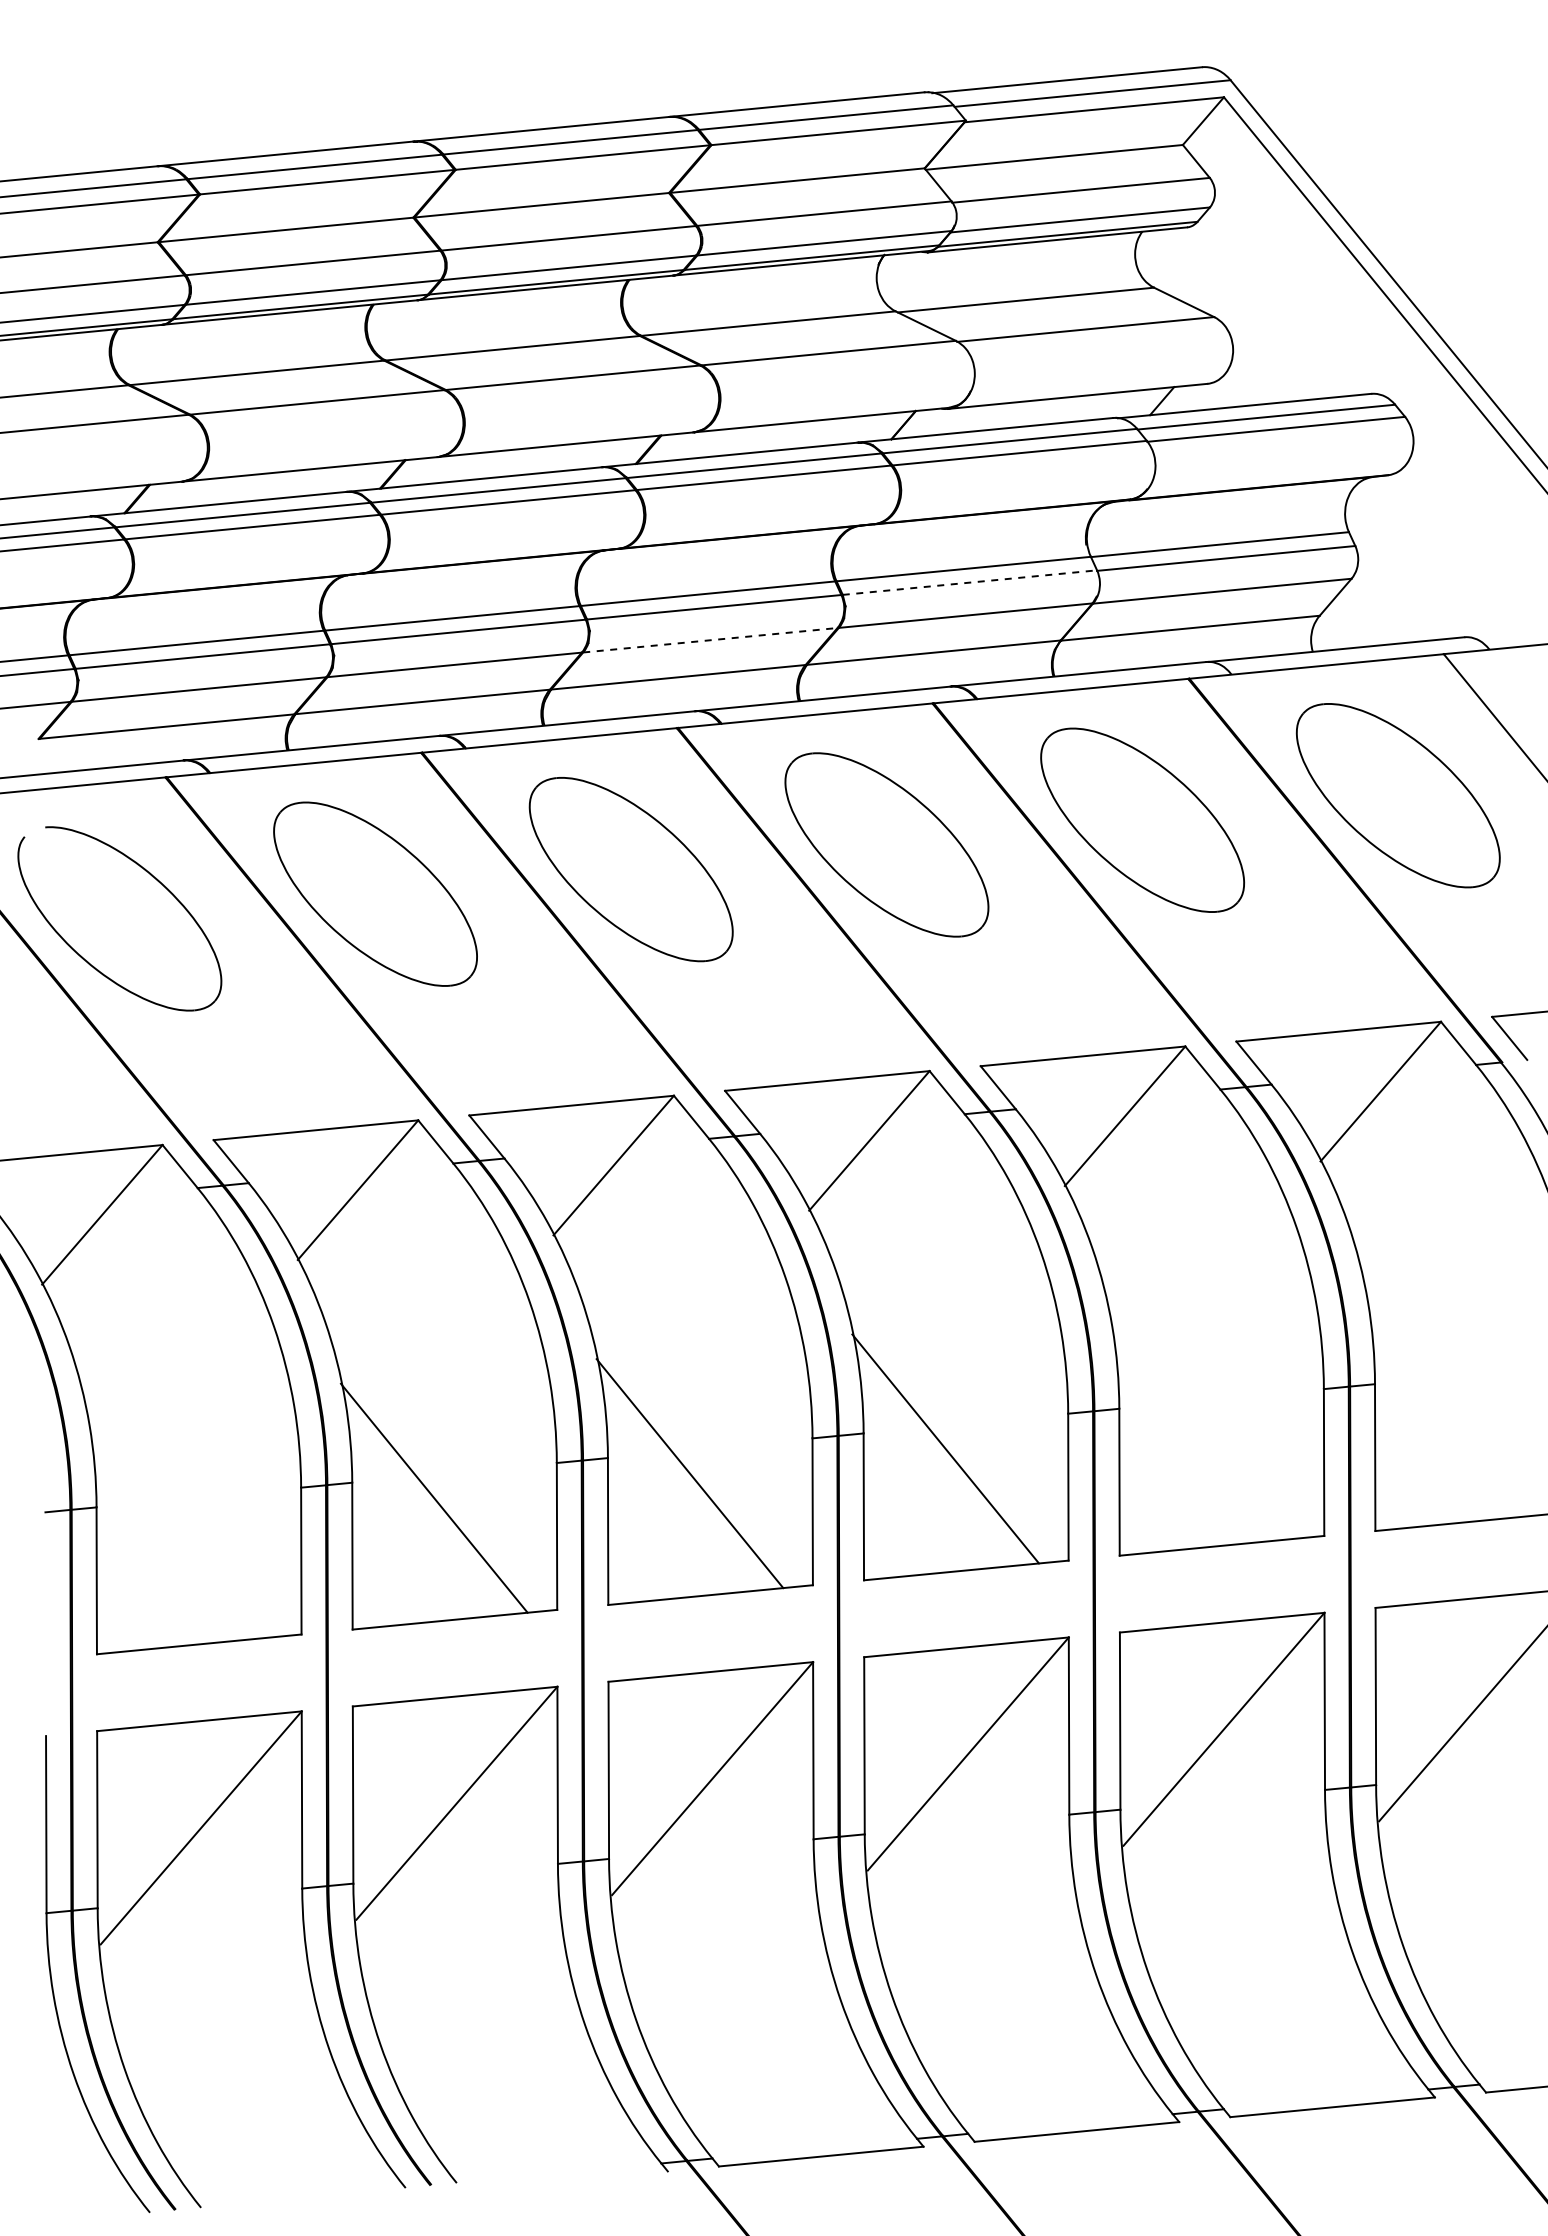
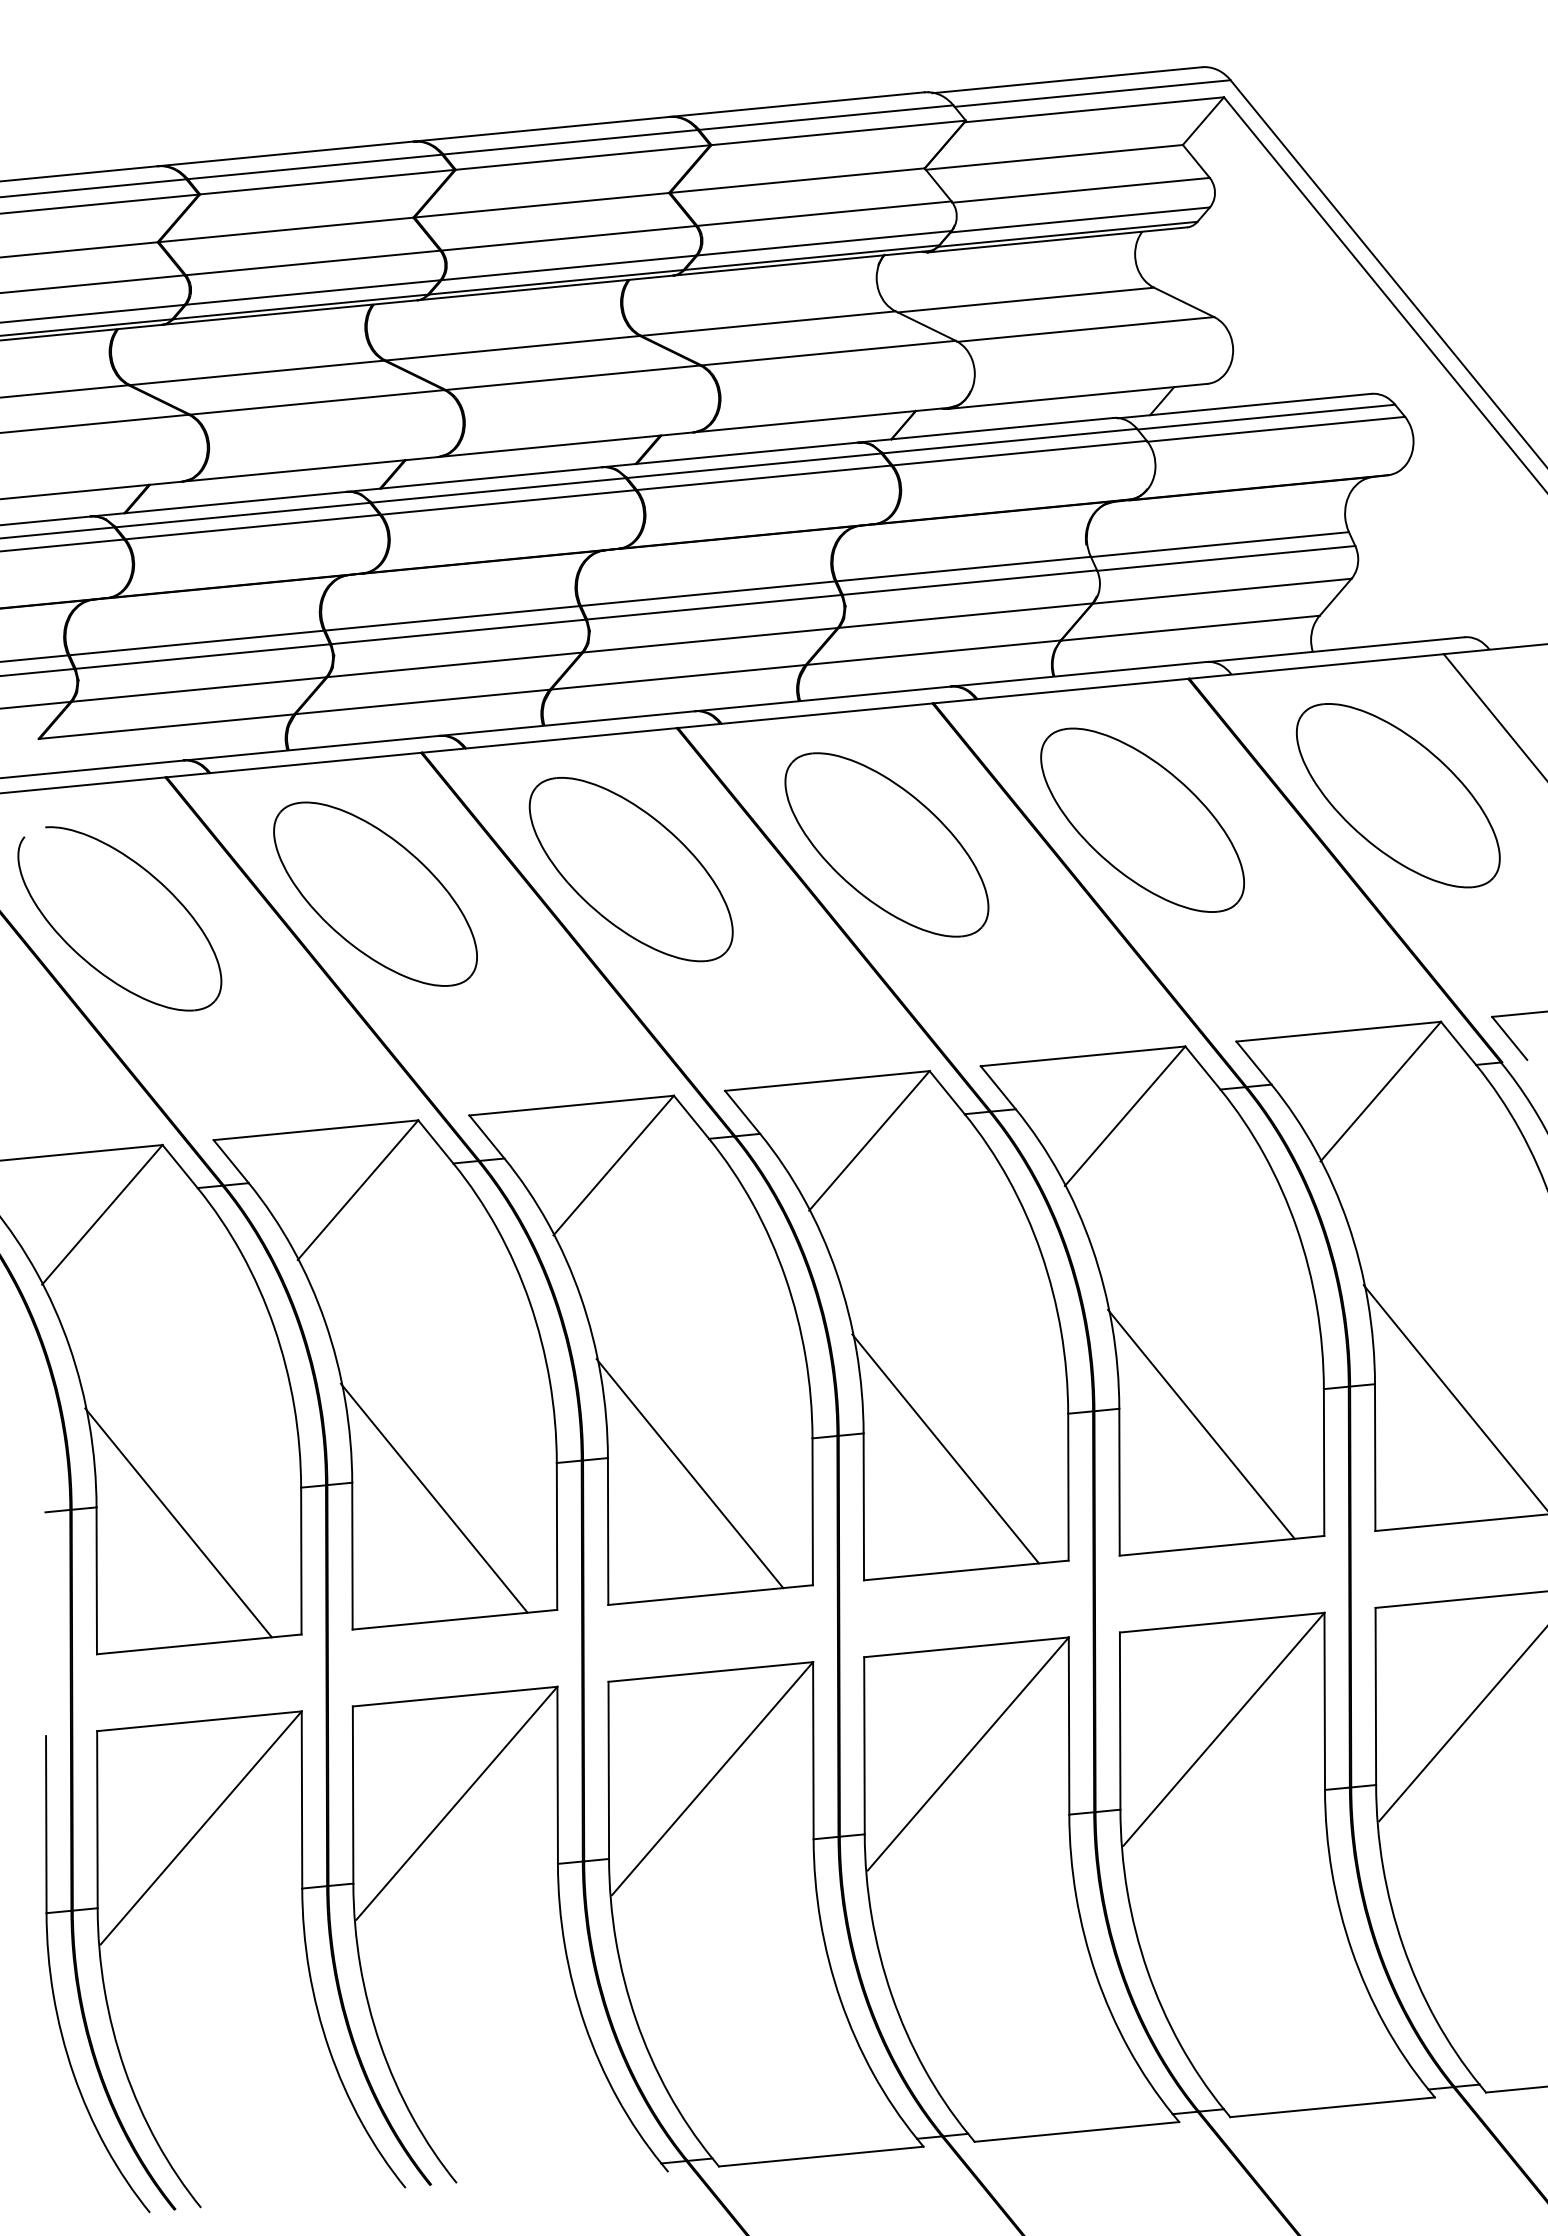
line: dashed -> solid (969, 582)
line: dashed -> solid (710, 640)
line: none -> present (1453, 1396)
line: none -> present (1201, 1423)
line: none -> present (178, 1522)
